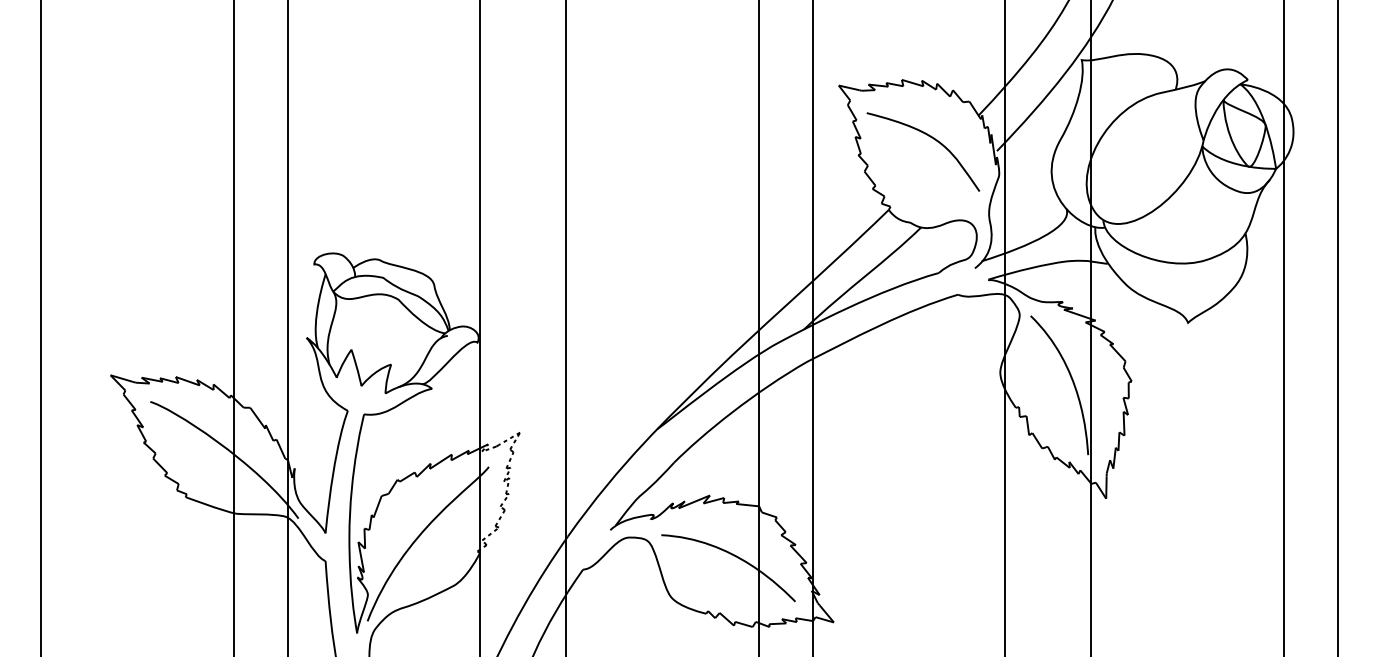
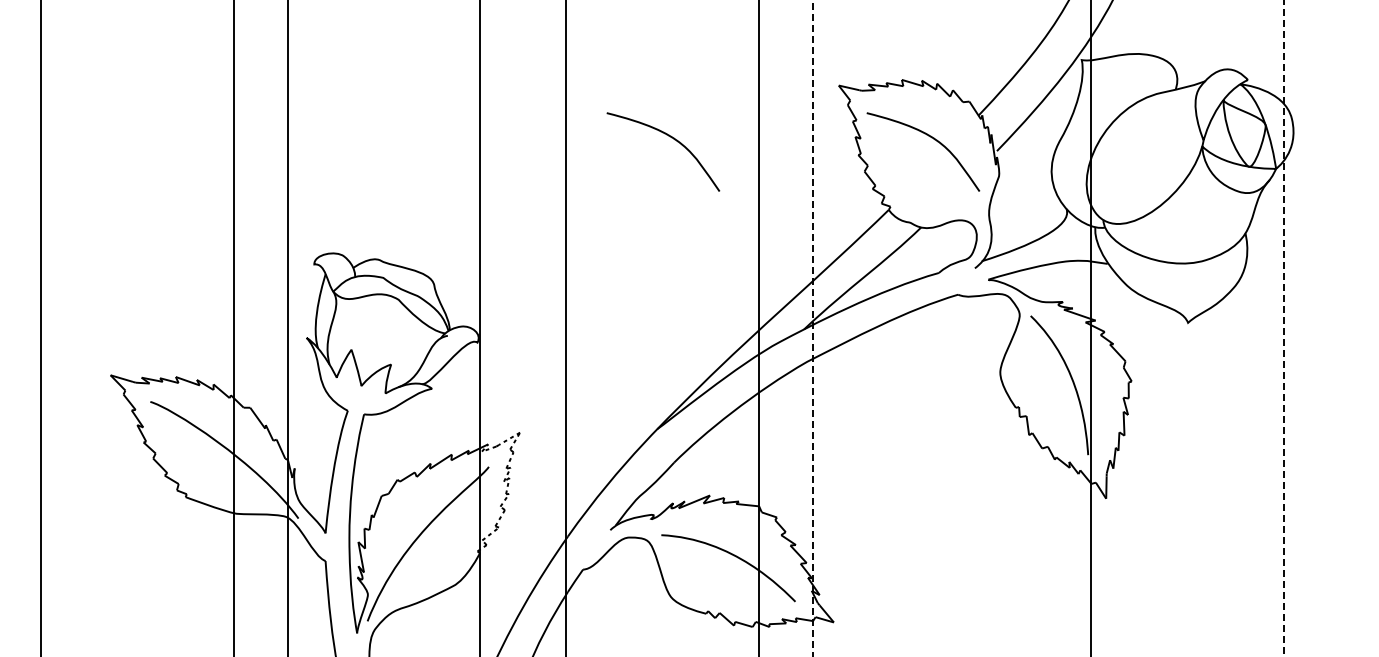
curve: none -> present (671, 138)
line: present -> none (1005, 327)
line: present -> none (1337, 327)
line: solid -> dashed (812, 328)
line: solid -> dashed (1283, 328)
